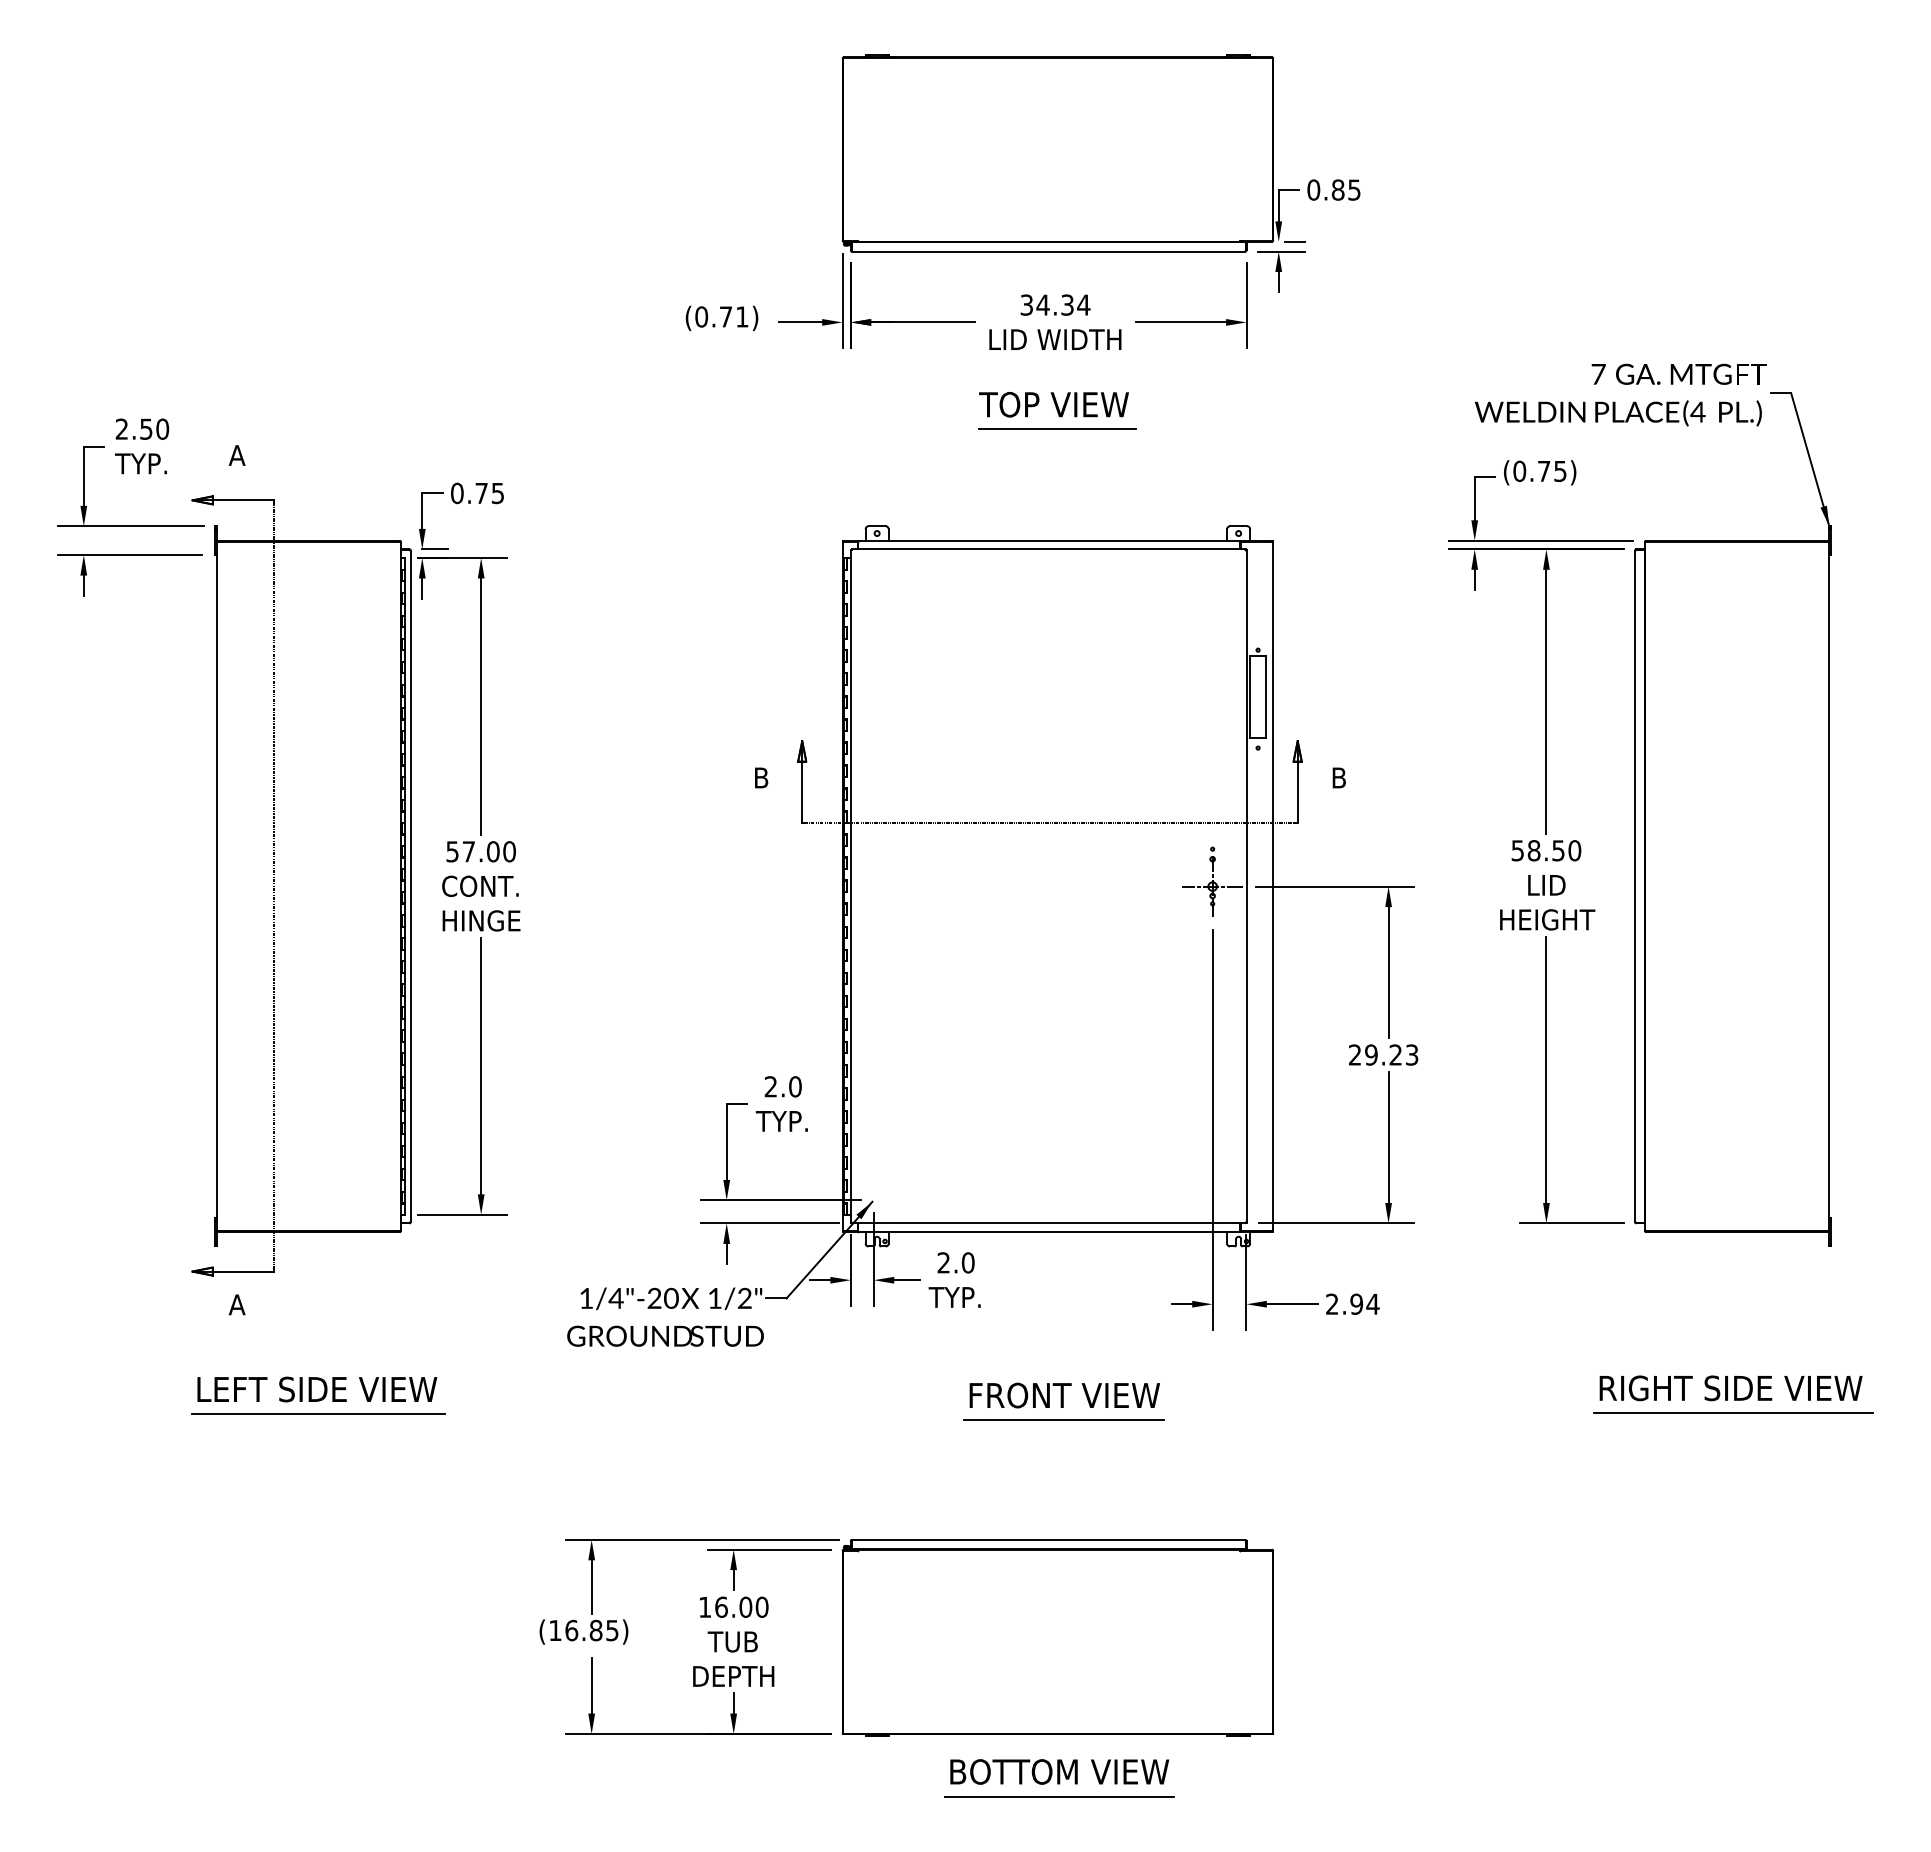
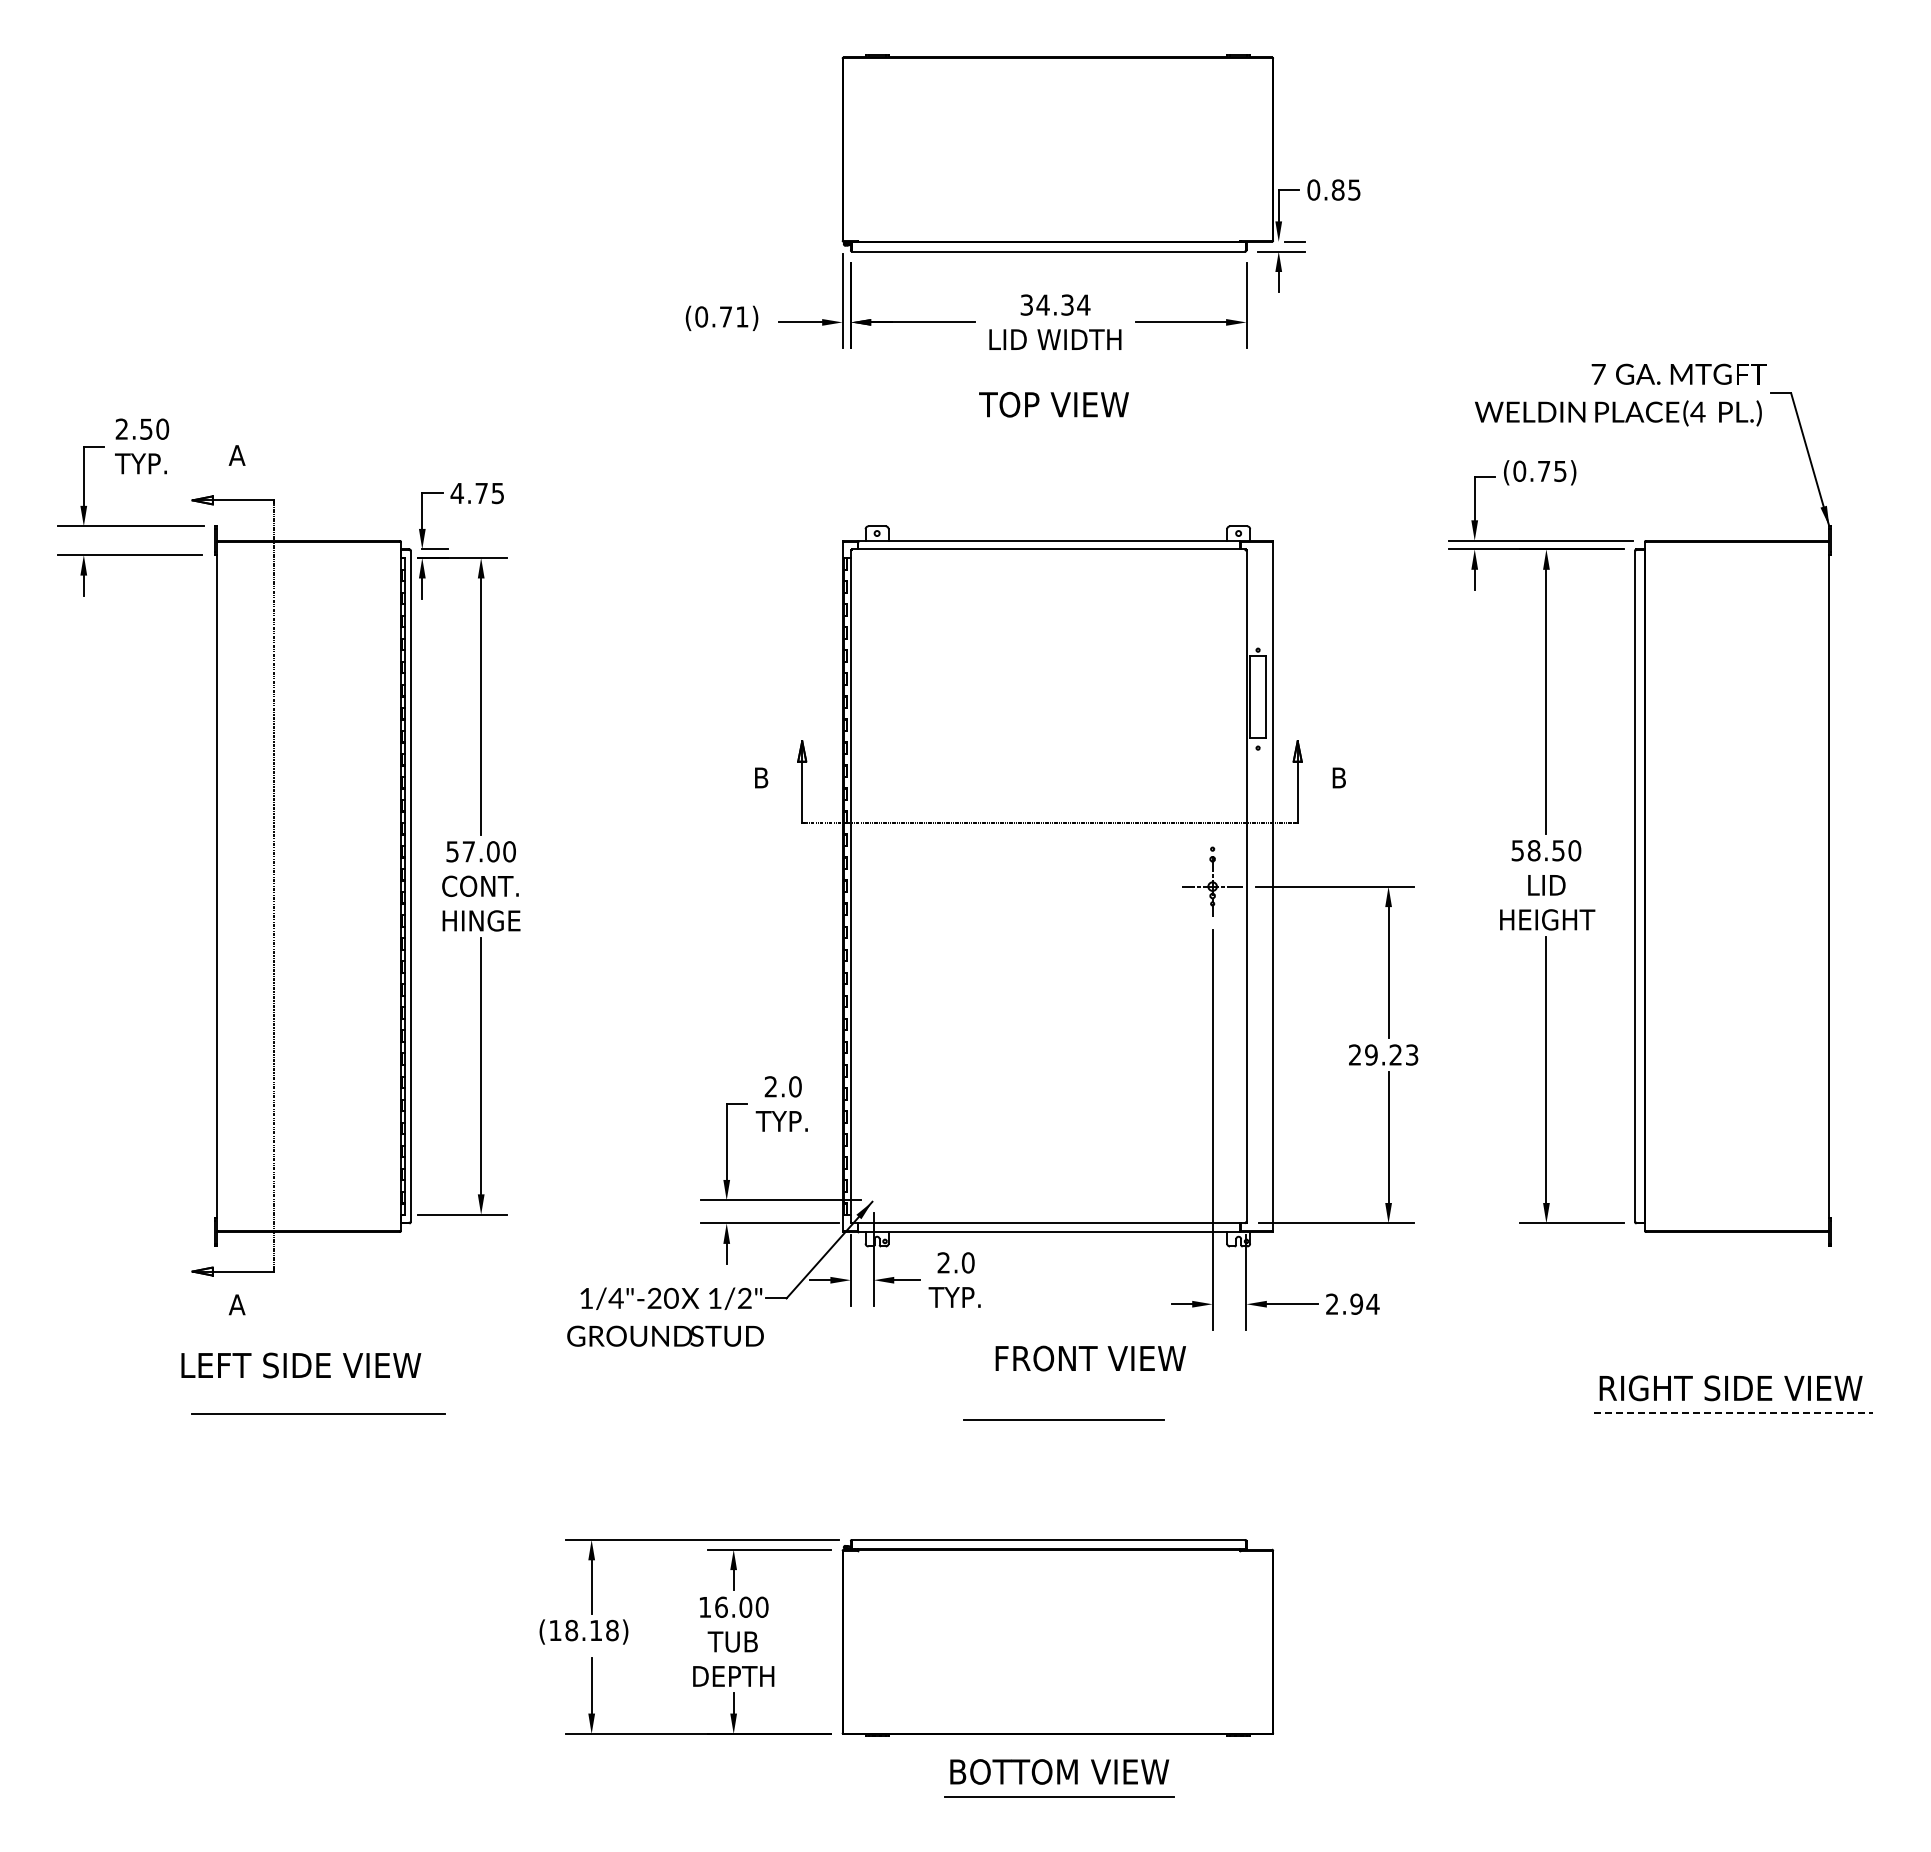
line: present -> none (1057, 429)
text: 0.75 -> 4.75 (456, 493)
text position: (317, 1389) -> (301, 1365) (301, 1365)
text position: (1064, 1395) -> (1090, 1358) (1090, 1358)
line: solid -> dashed (1734, 1413)
text: (16.85) -> (18.18) (591, 1630)
